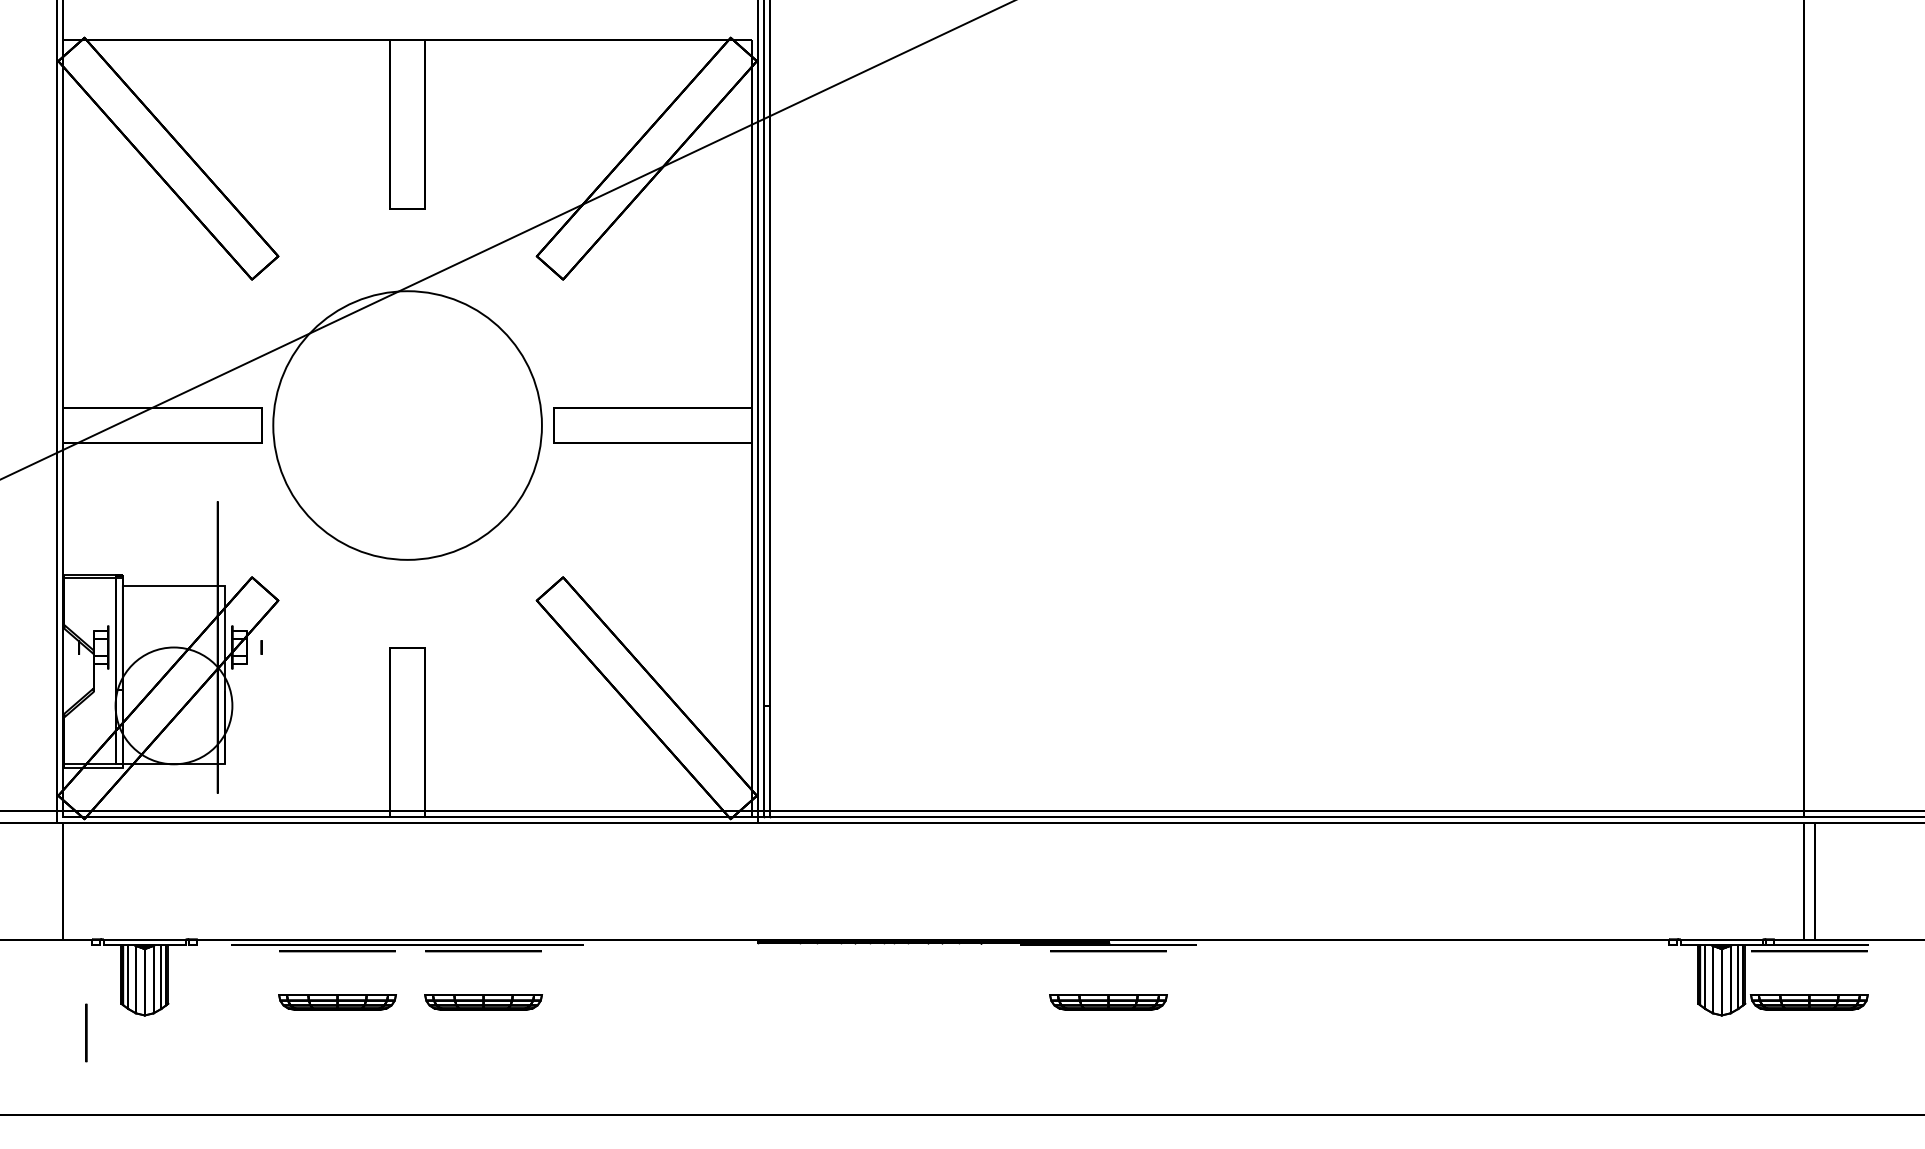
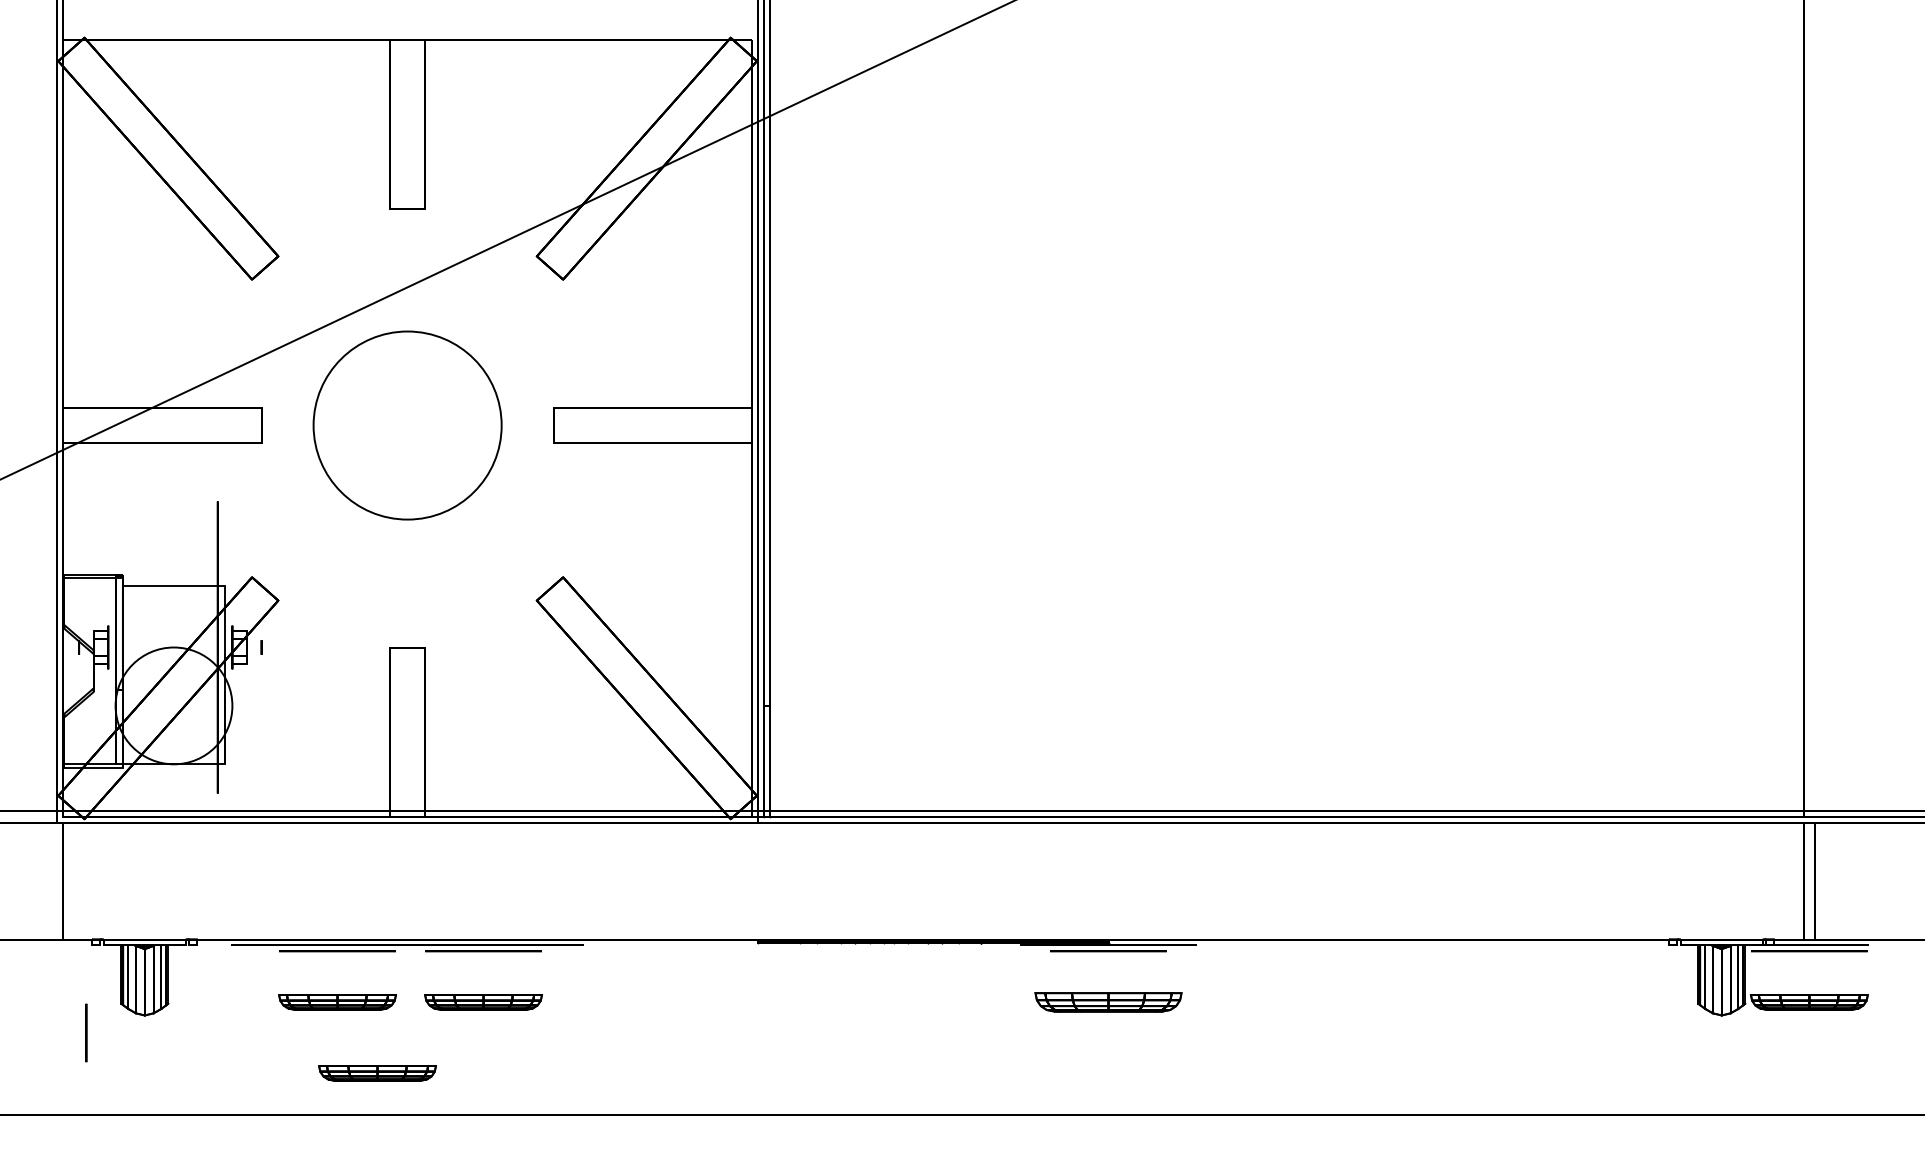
circle diameter: 269 px -> 188 px (407, 425)
part size: 119x17 px -> 149x21 px (1108, 1002)
part: none -> present (377, 1073)
